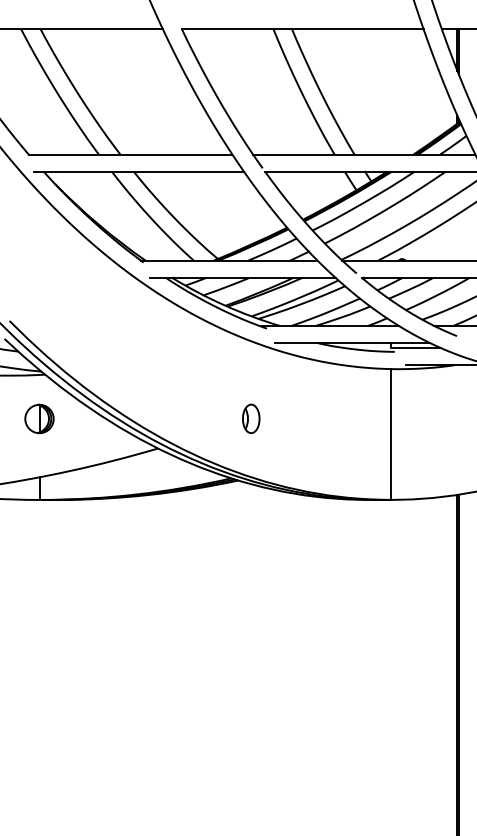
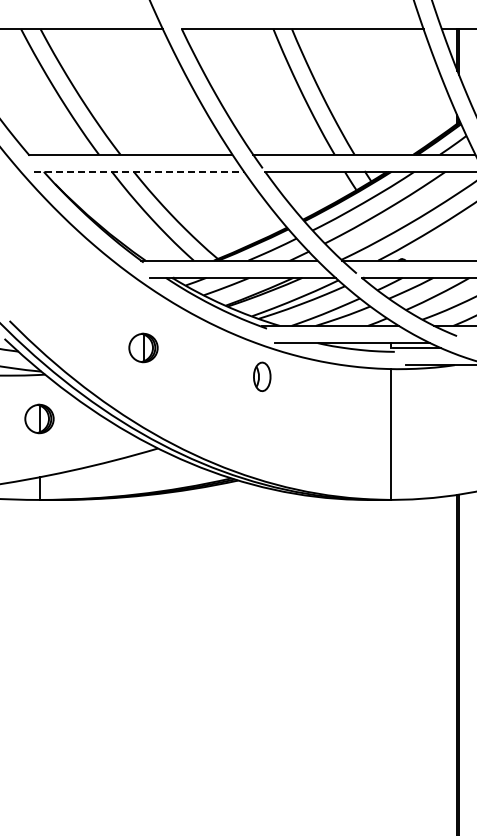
line: solid -> dashed (139, 171)
part: none -> present (143, 347)
part position: (251, 418) -> (262, 376) (262, 376)
